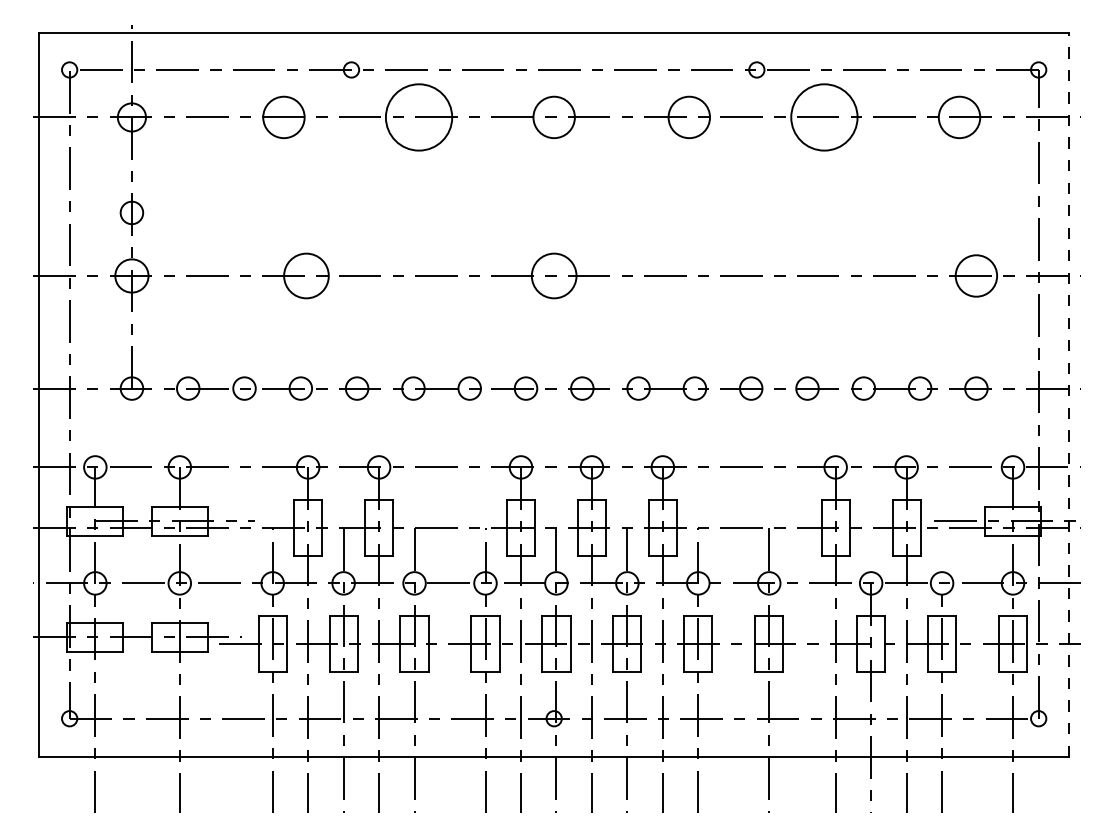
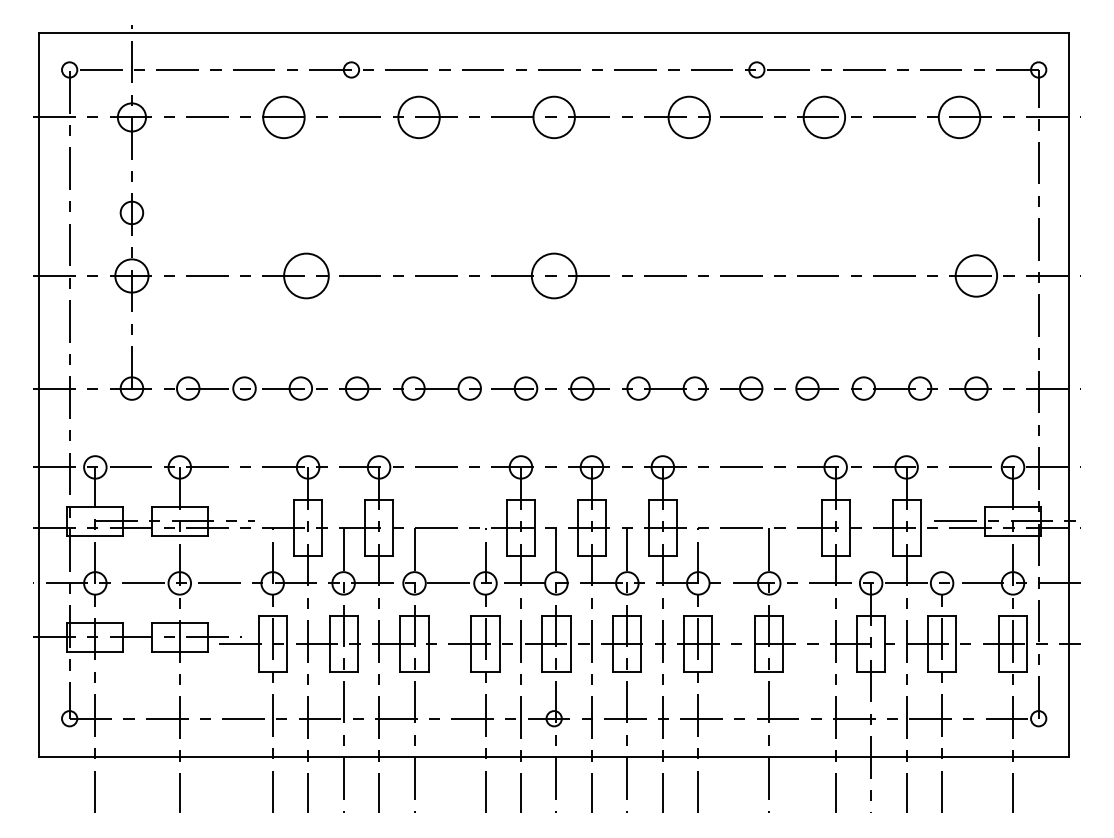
circle diameter: 66 px -> 41 px (418, 117)
circle diameter: 66 px -> 41 px (824, 117)
line: dashed -> solid (1069, 394)
